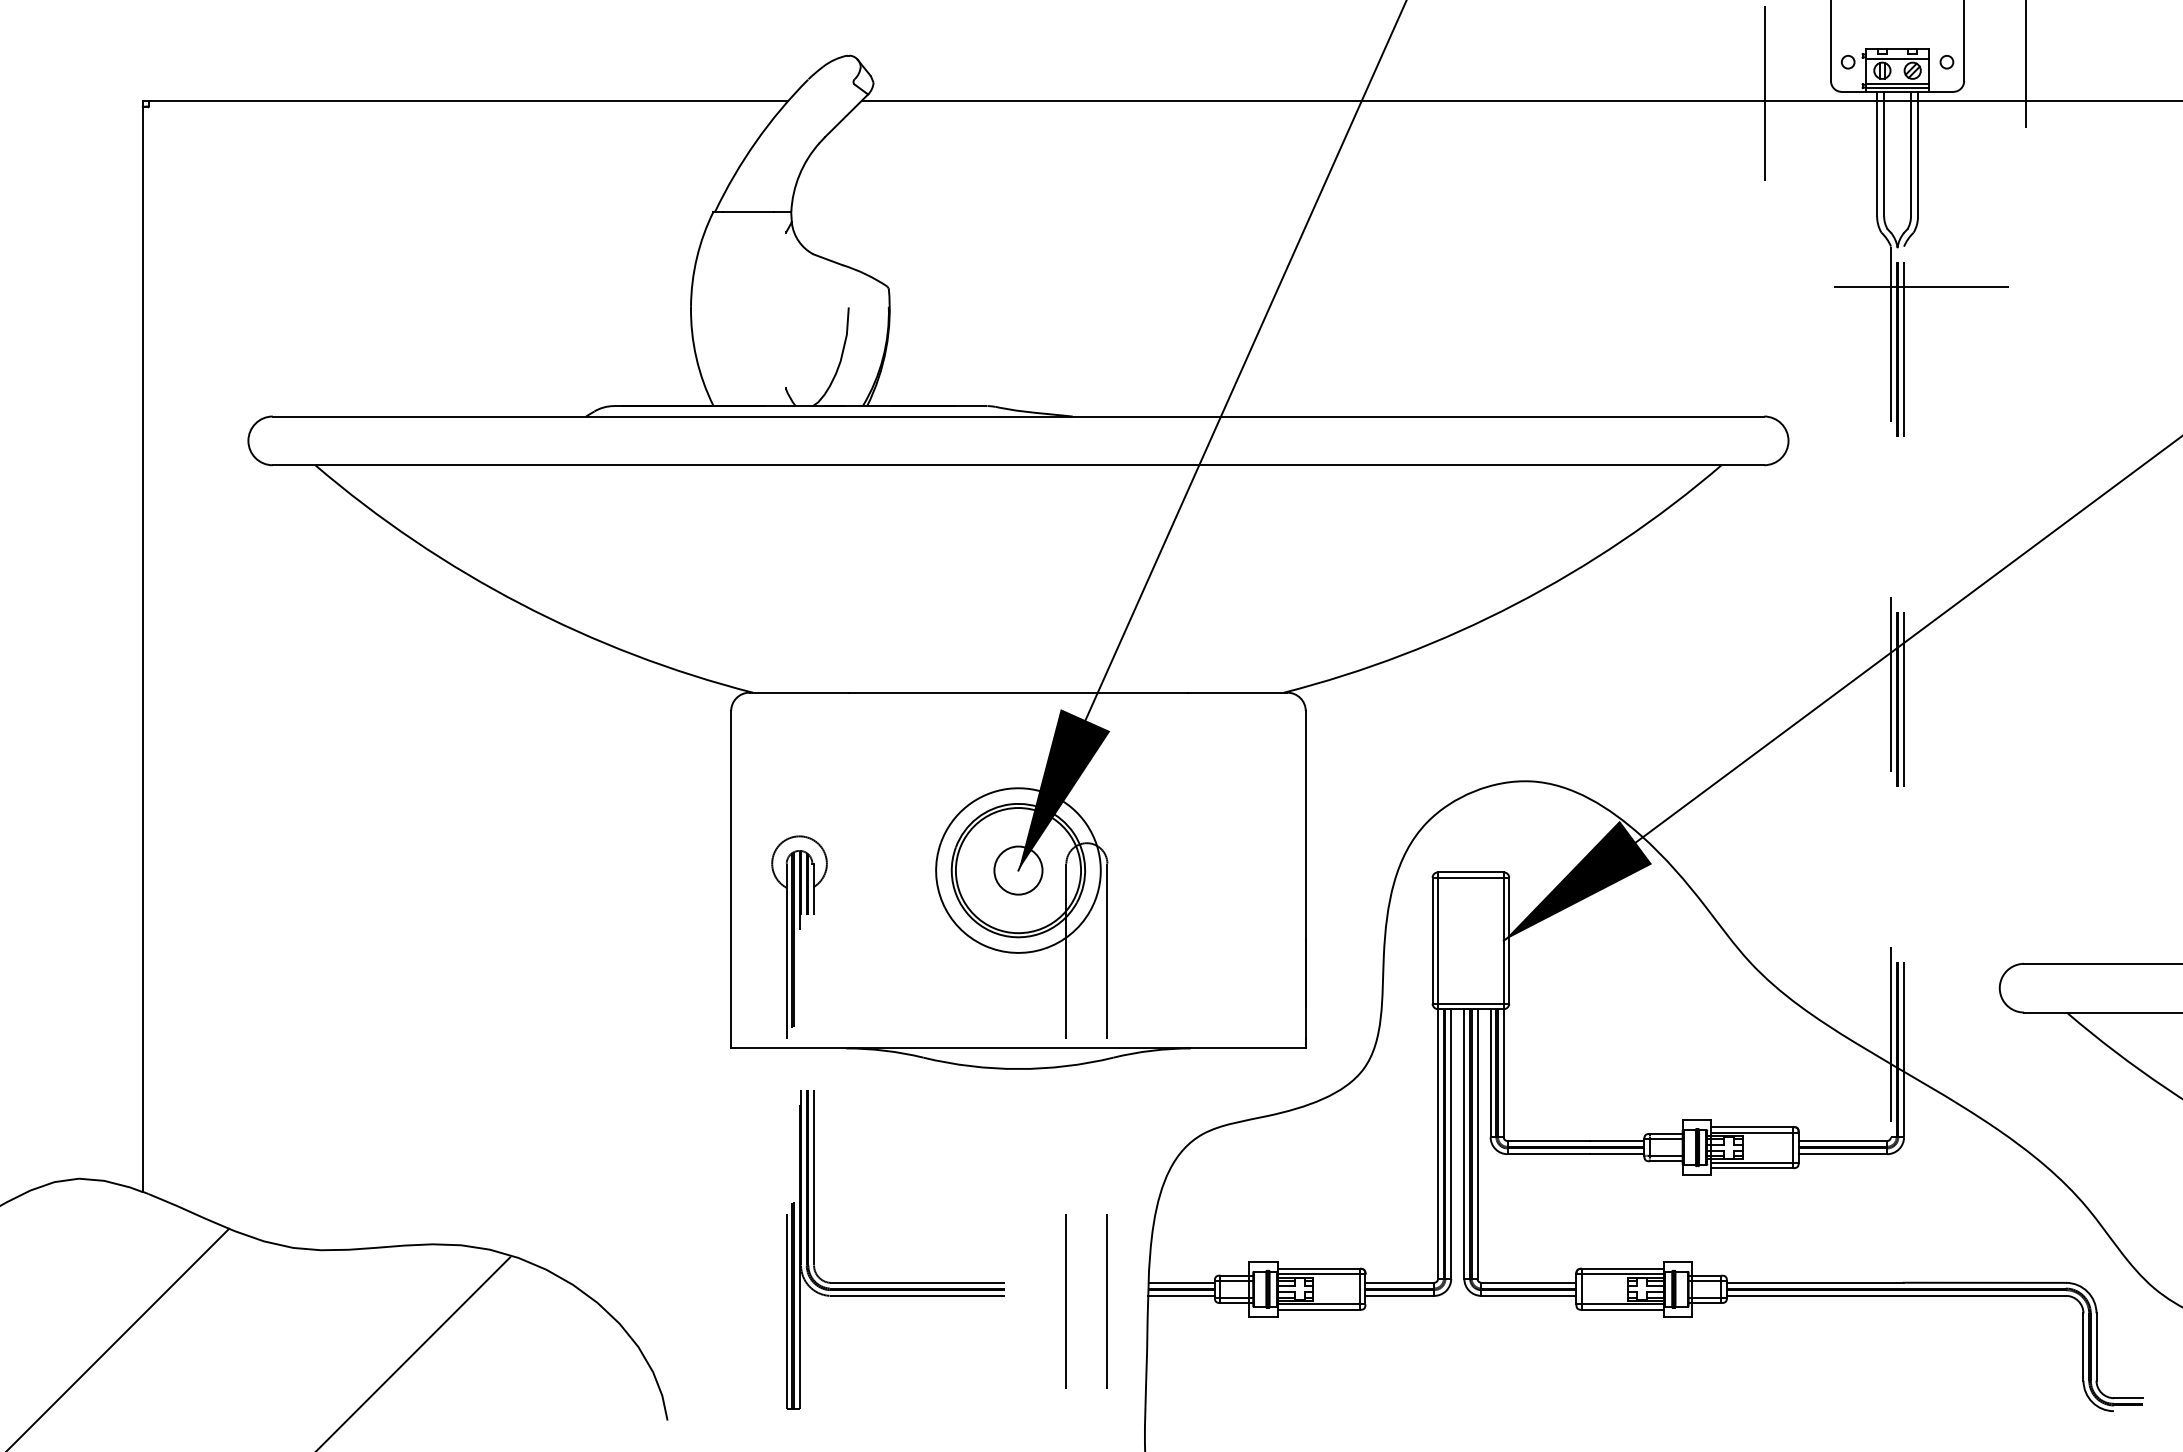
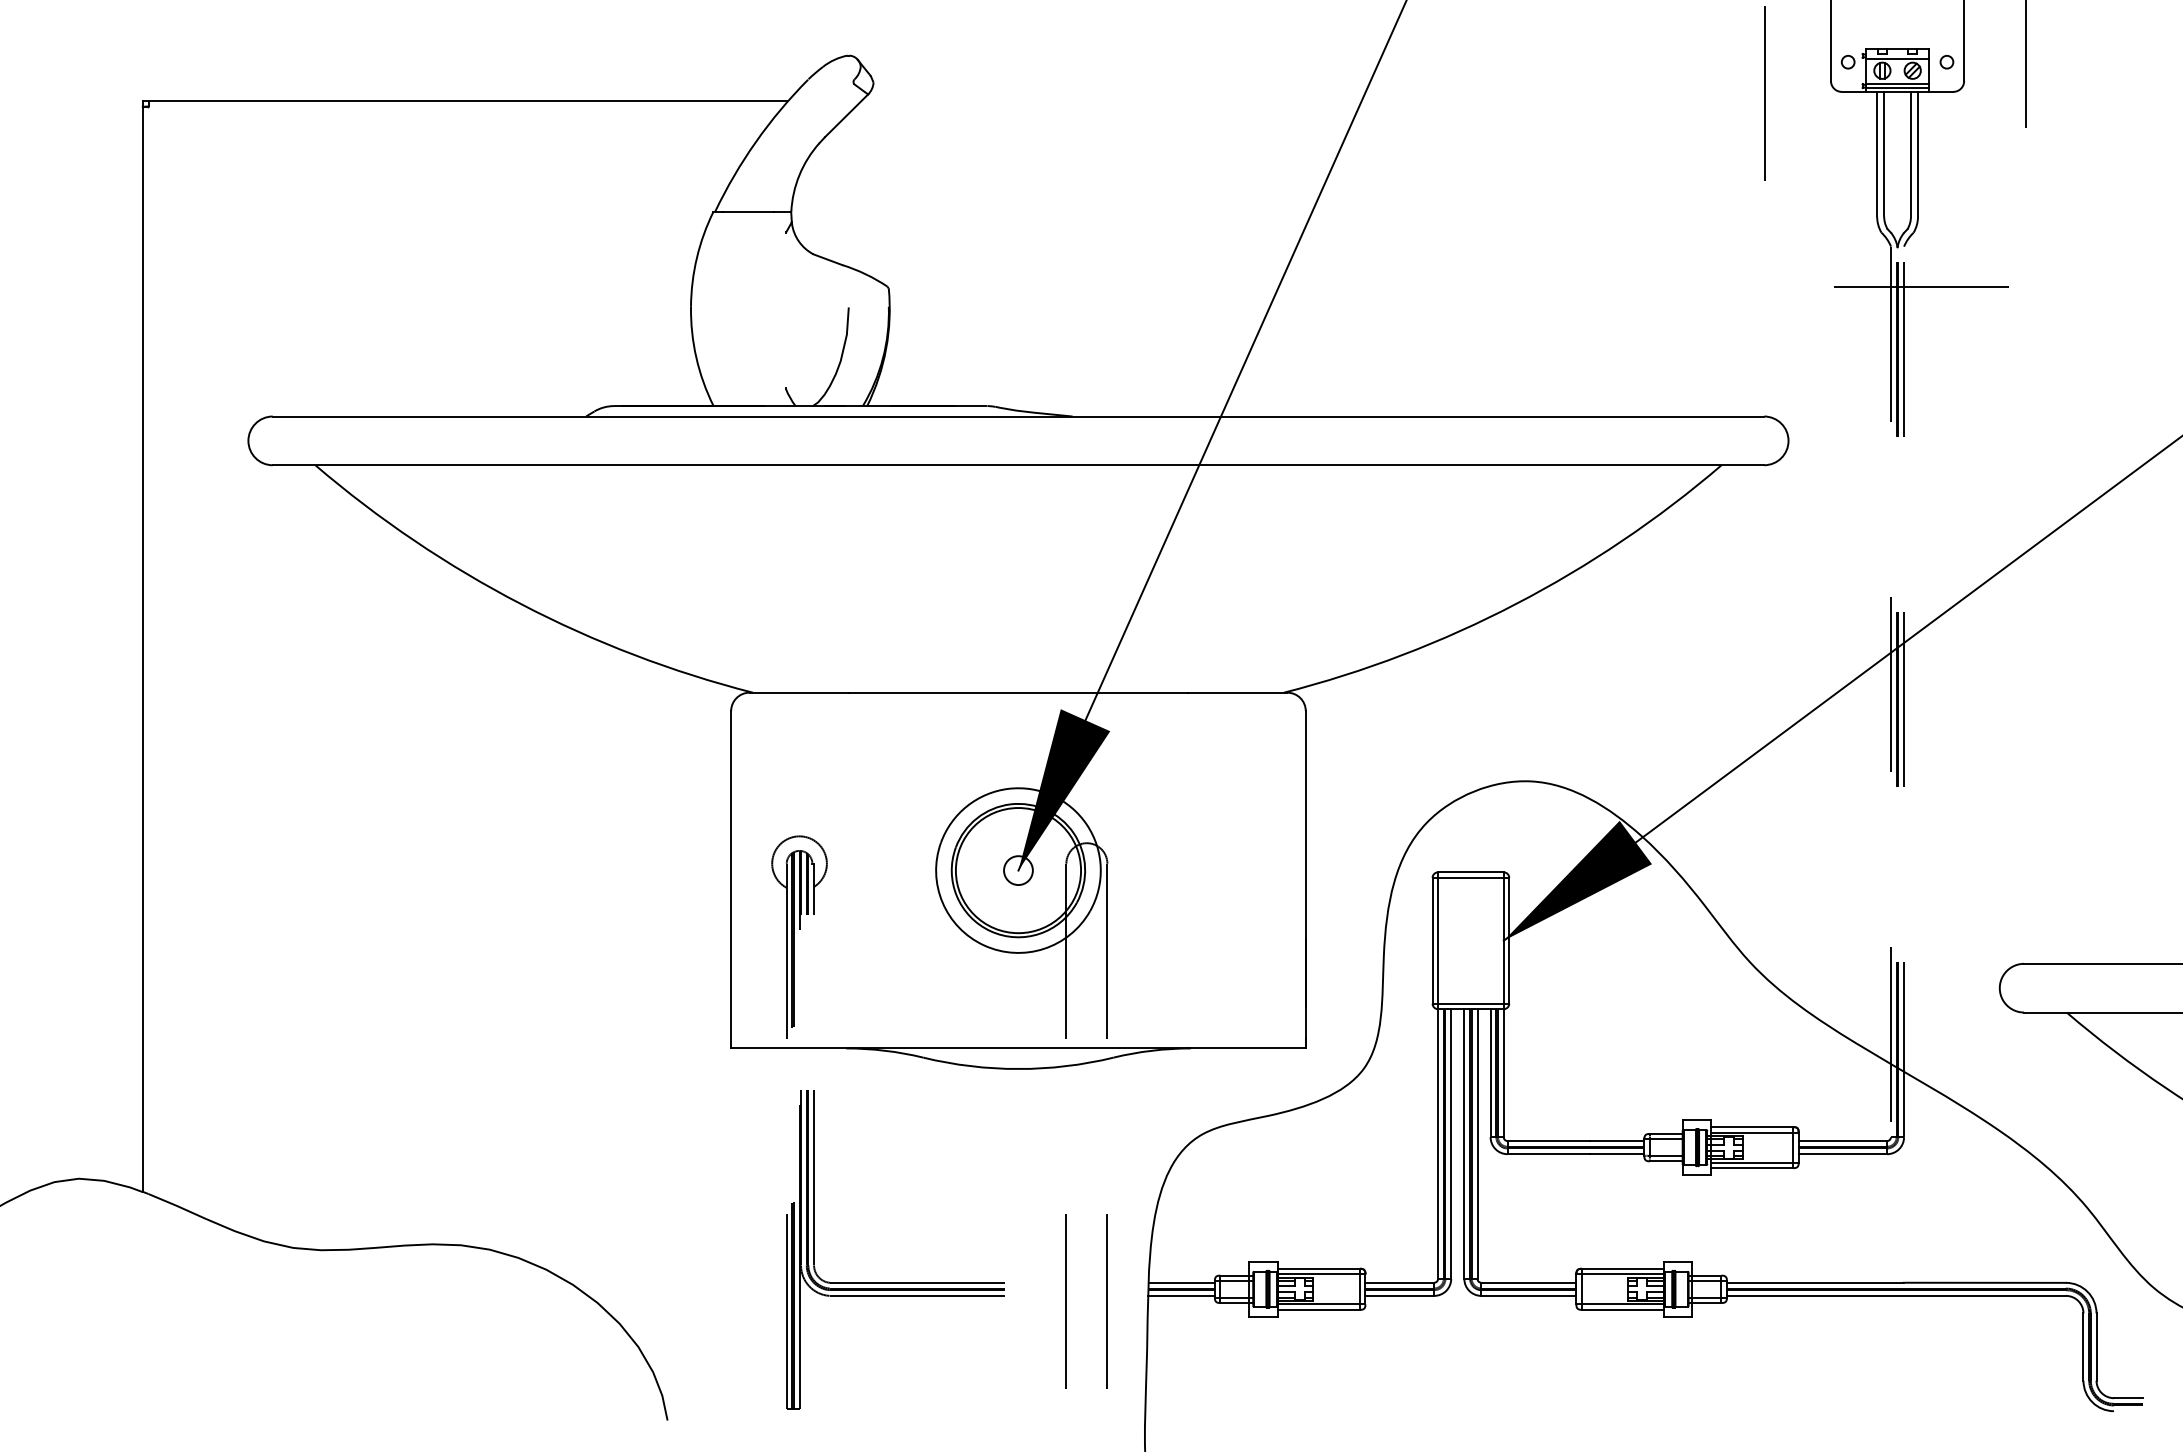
line: present -> none (1520, 100)
circle diameter: 48 px -> 29 px (1018, 870)
line: present -> none (119, 1338)
line: present -> none (414, 1352)
